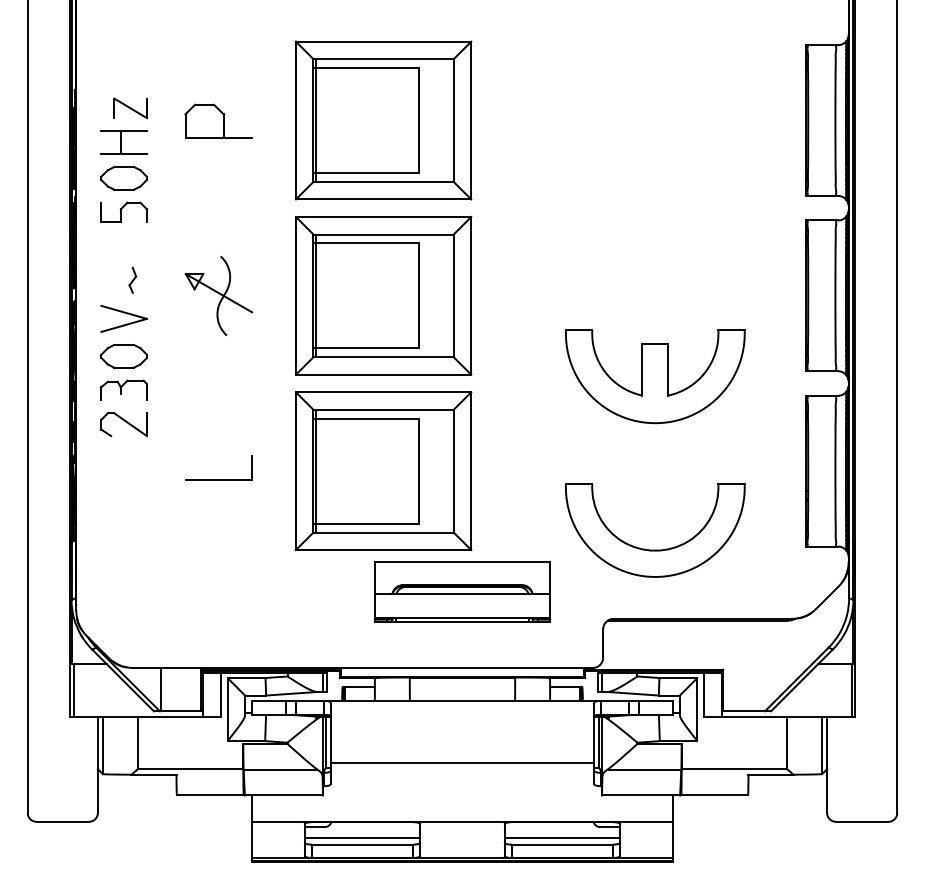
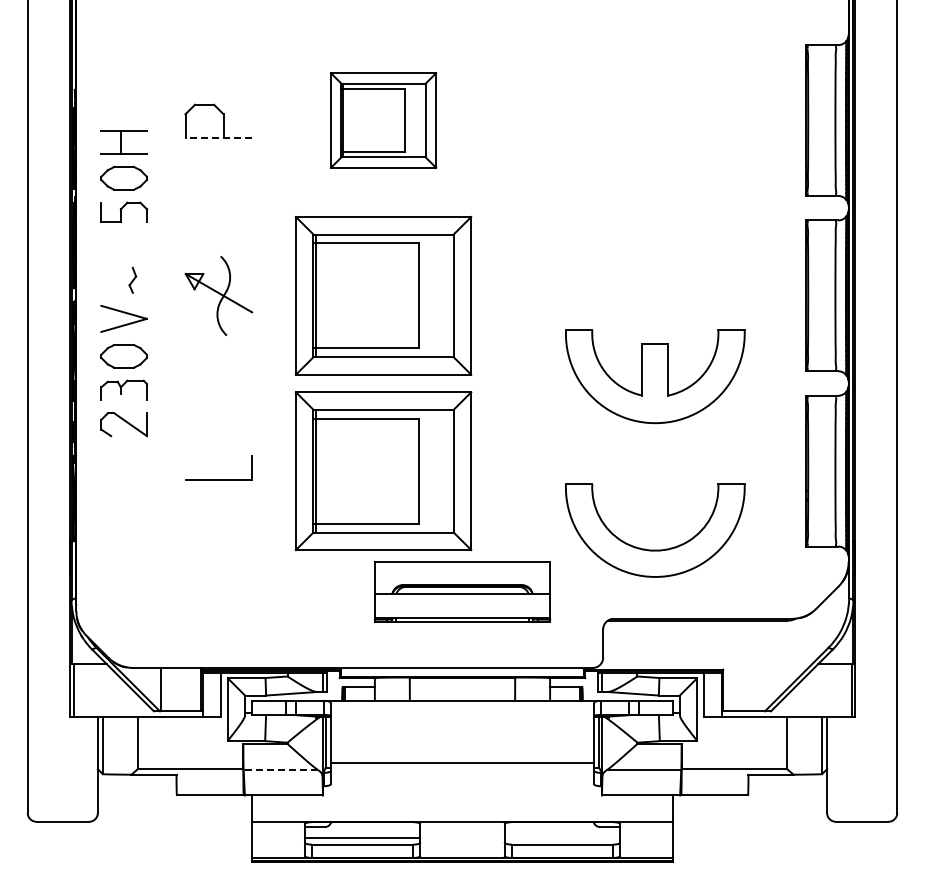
part: present -> none (130, 108)
part size: 179x161 px -> 109x97 px (383, 120)
line: solid -> dashed (218, 138)
line: solid -> dashed (280, 770)
line: present -> none (562, 837)
